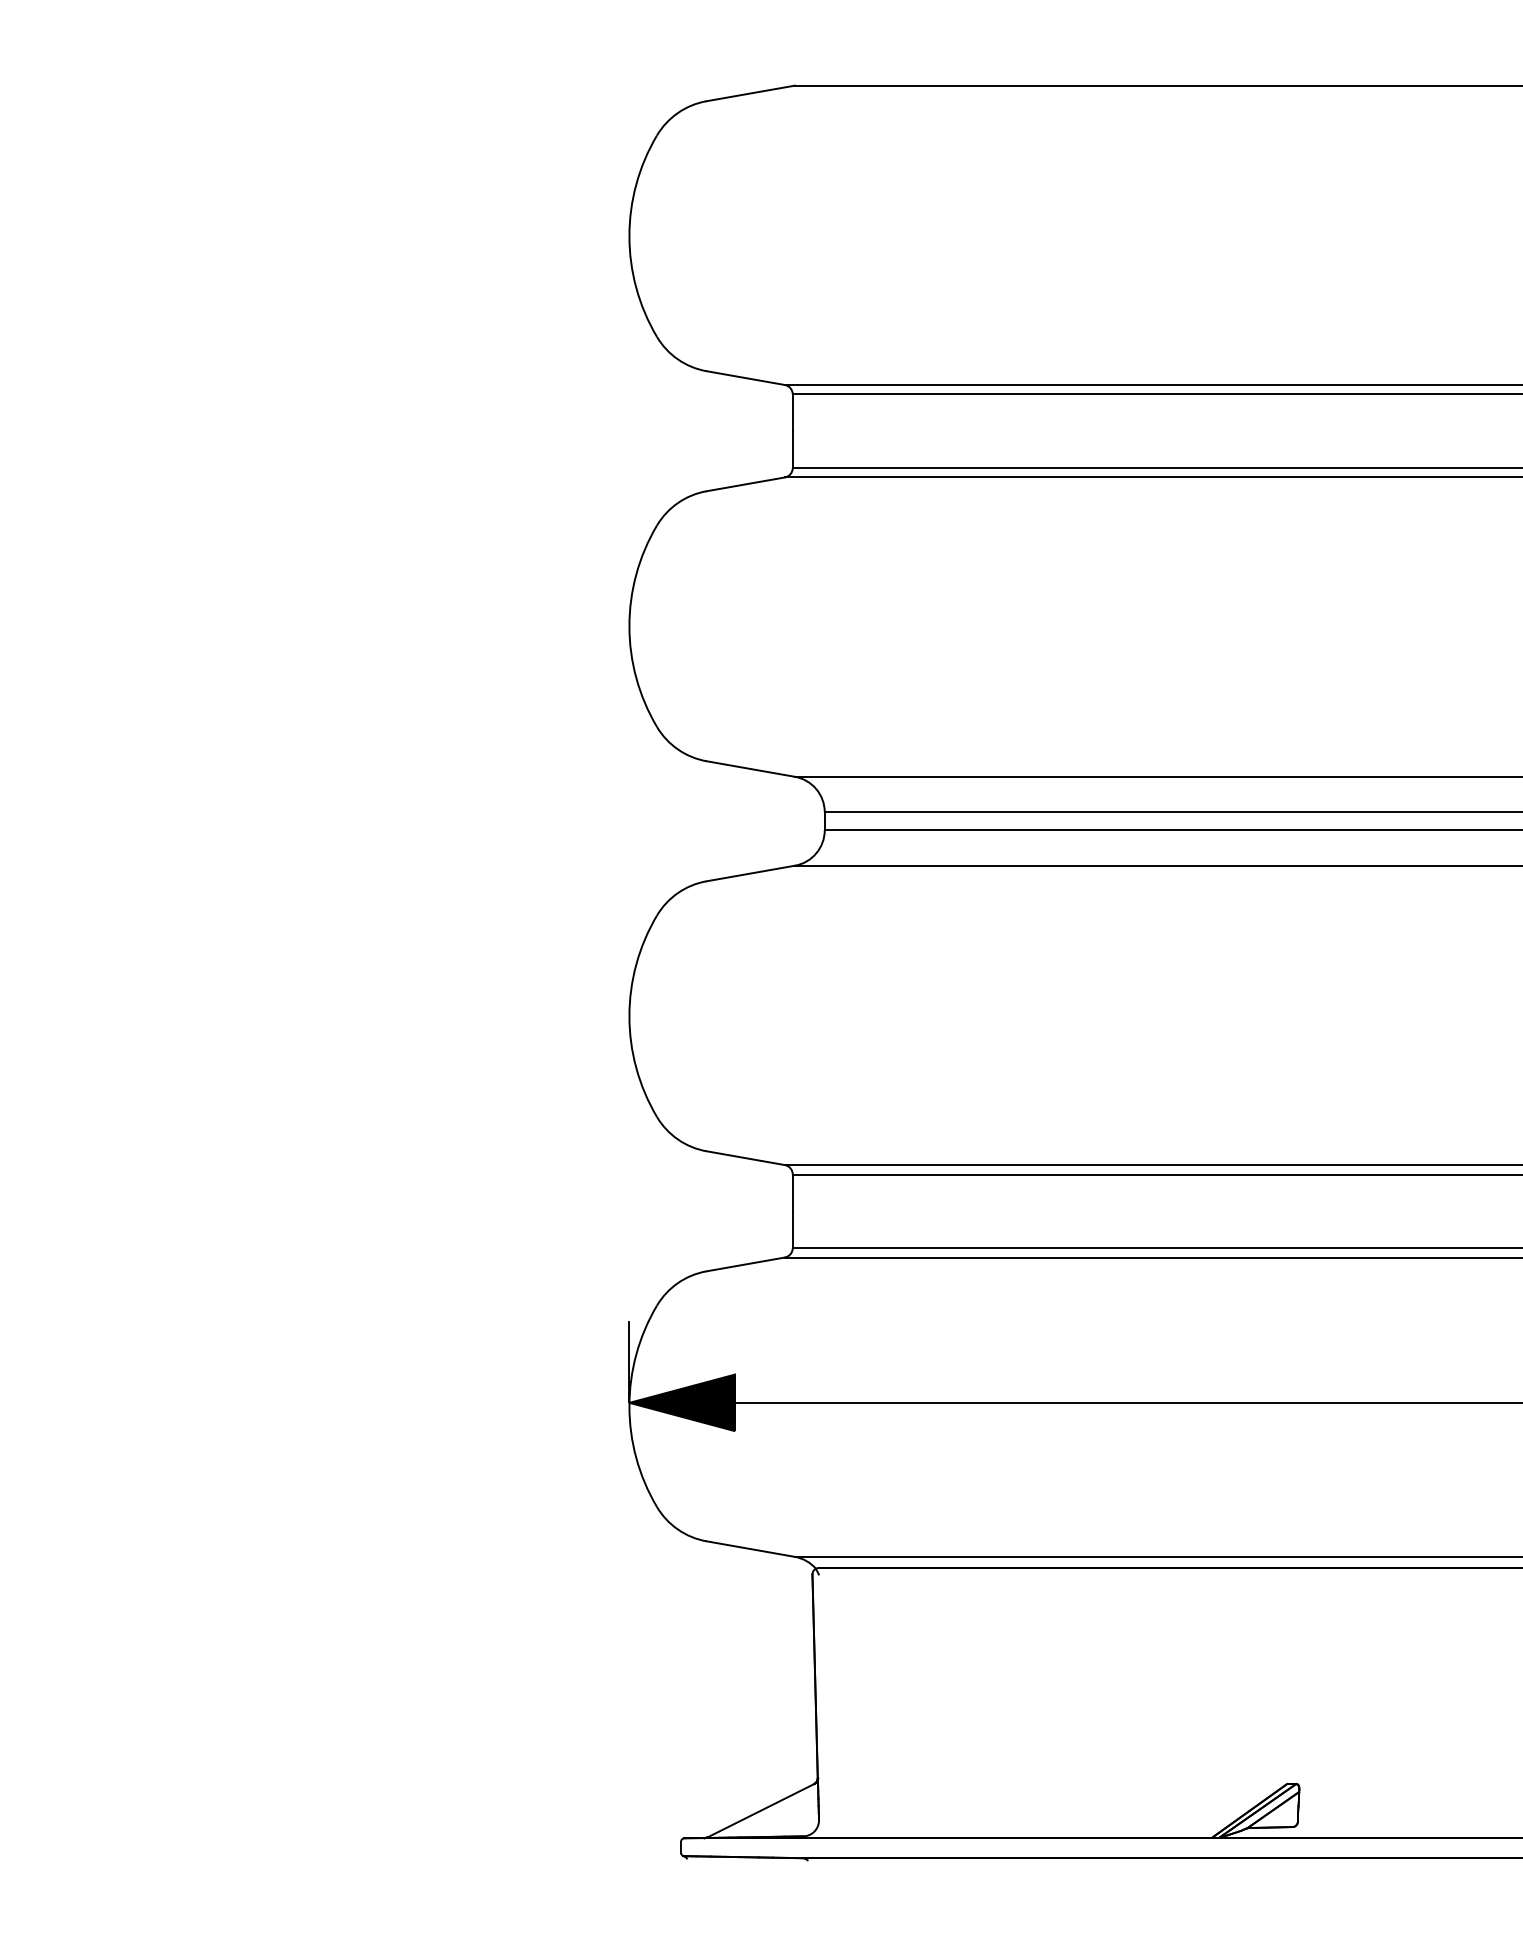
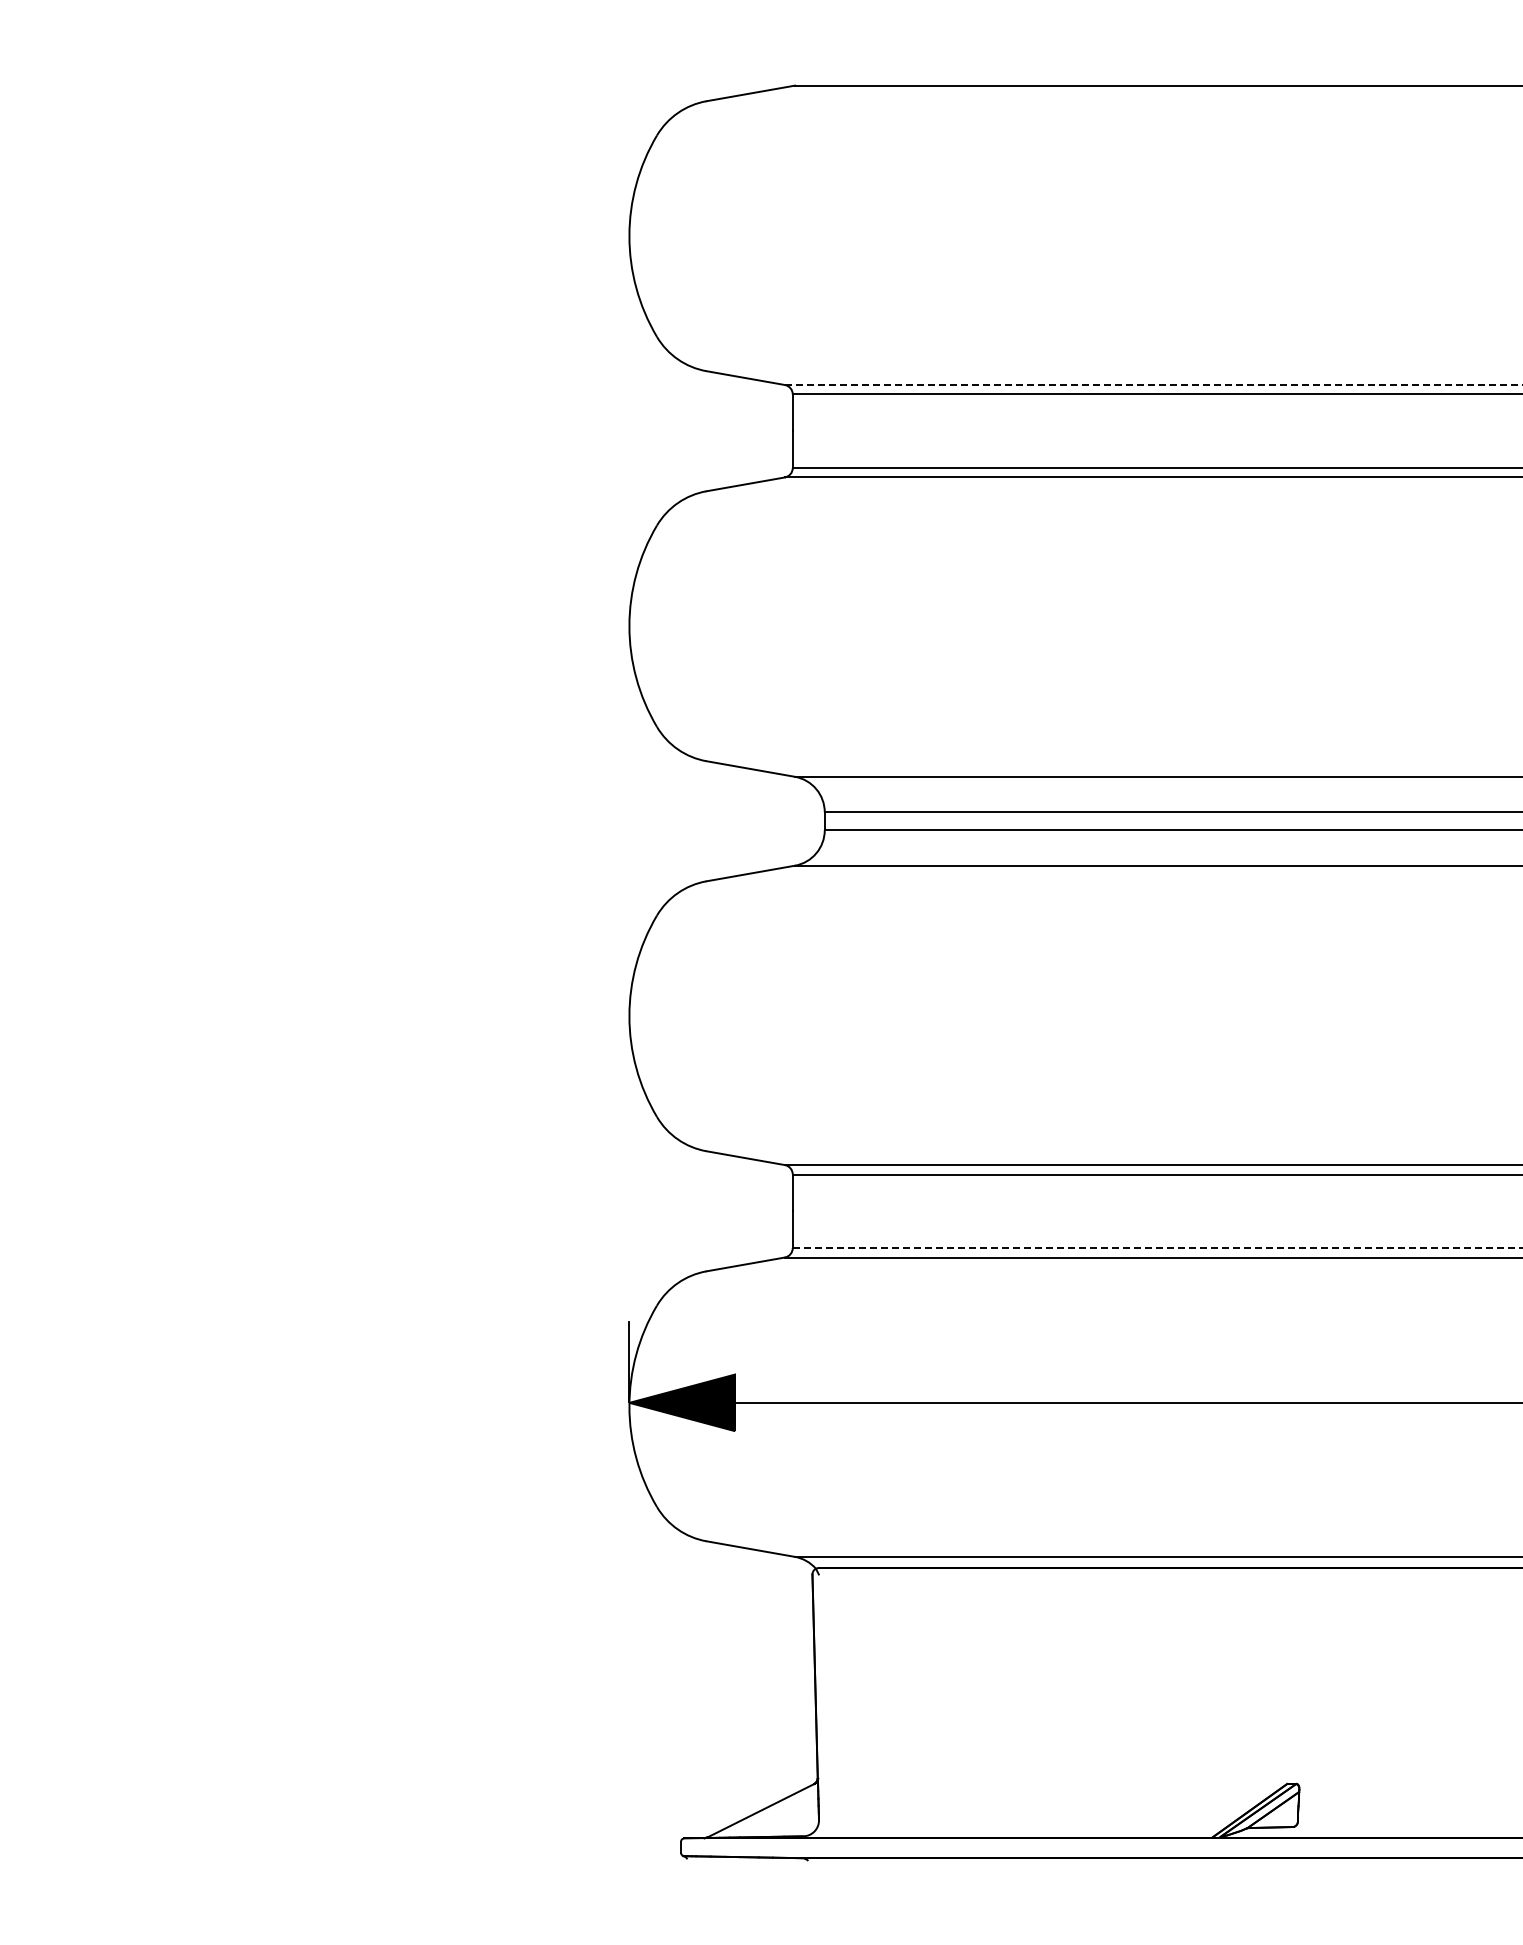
line: solid -> dashed (1153, 384)
line: solid -> dashed (1157, 1248)
